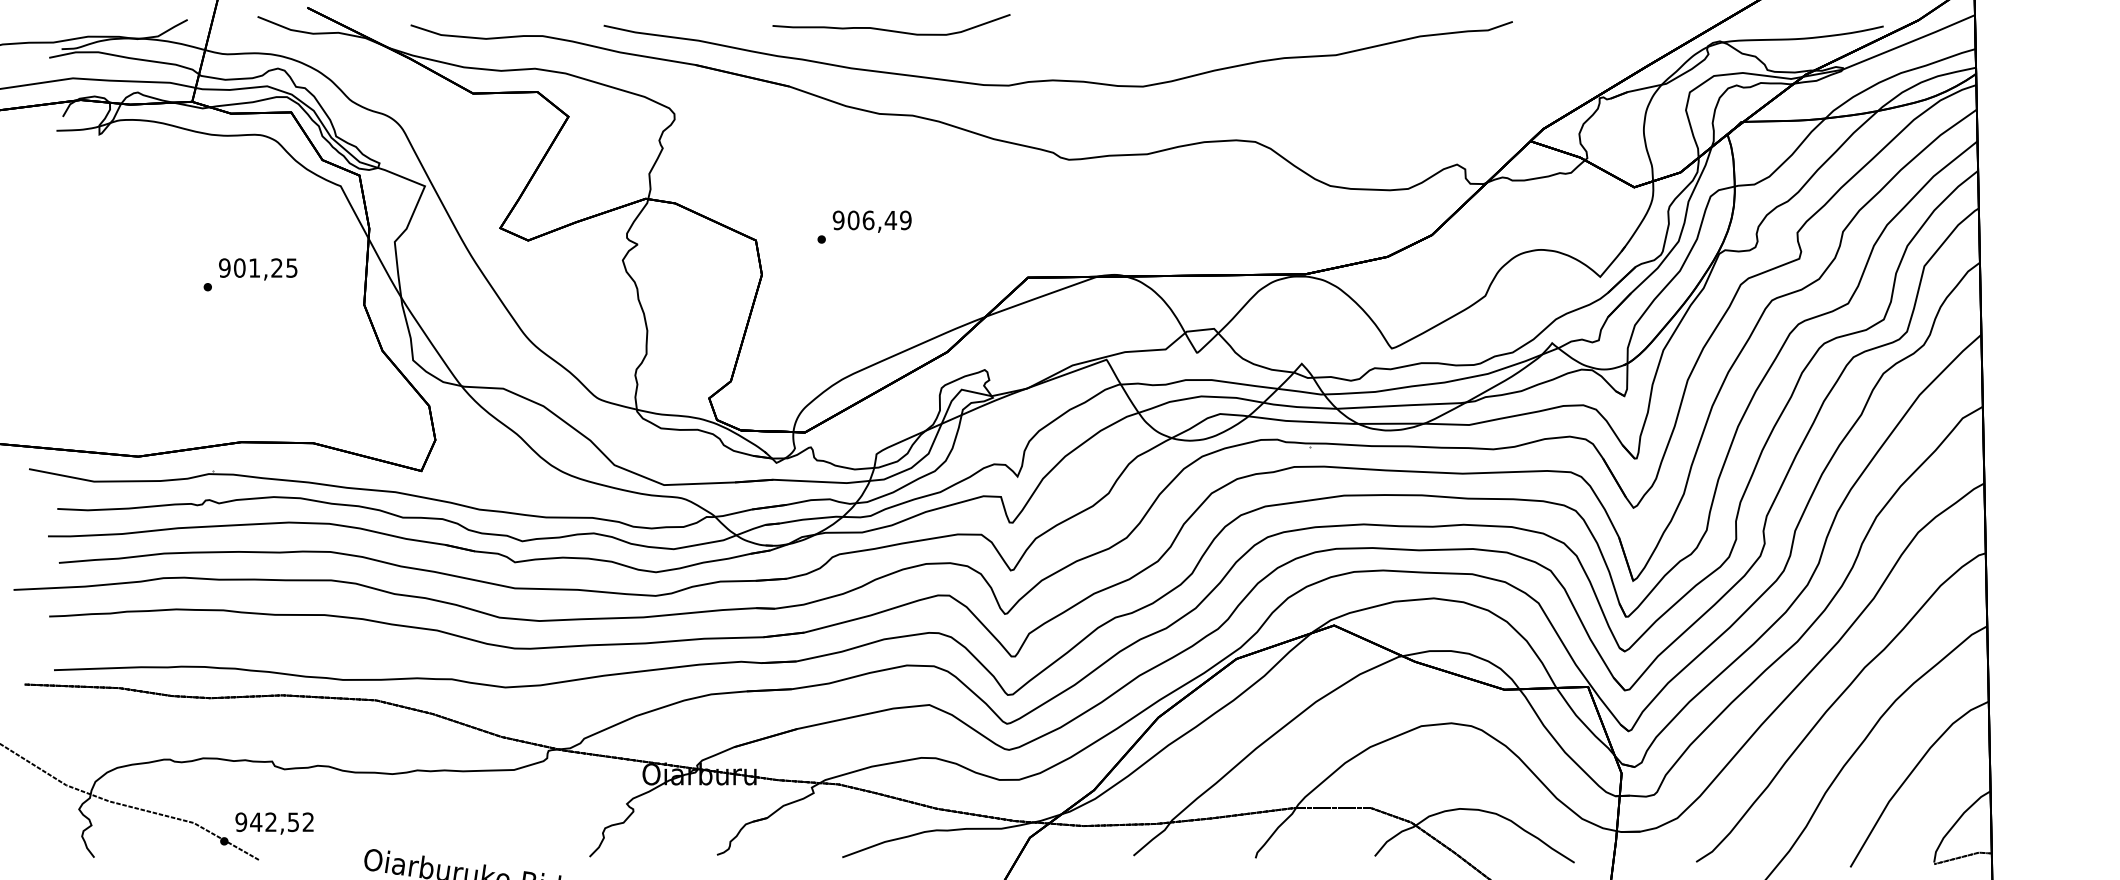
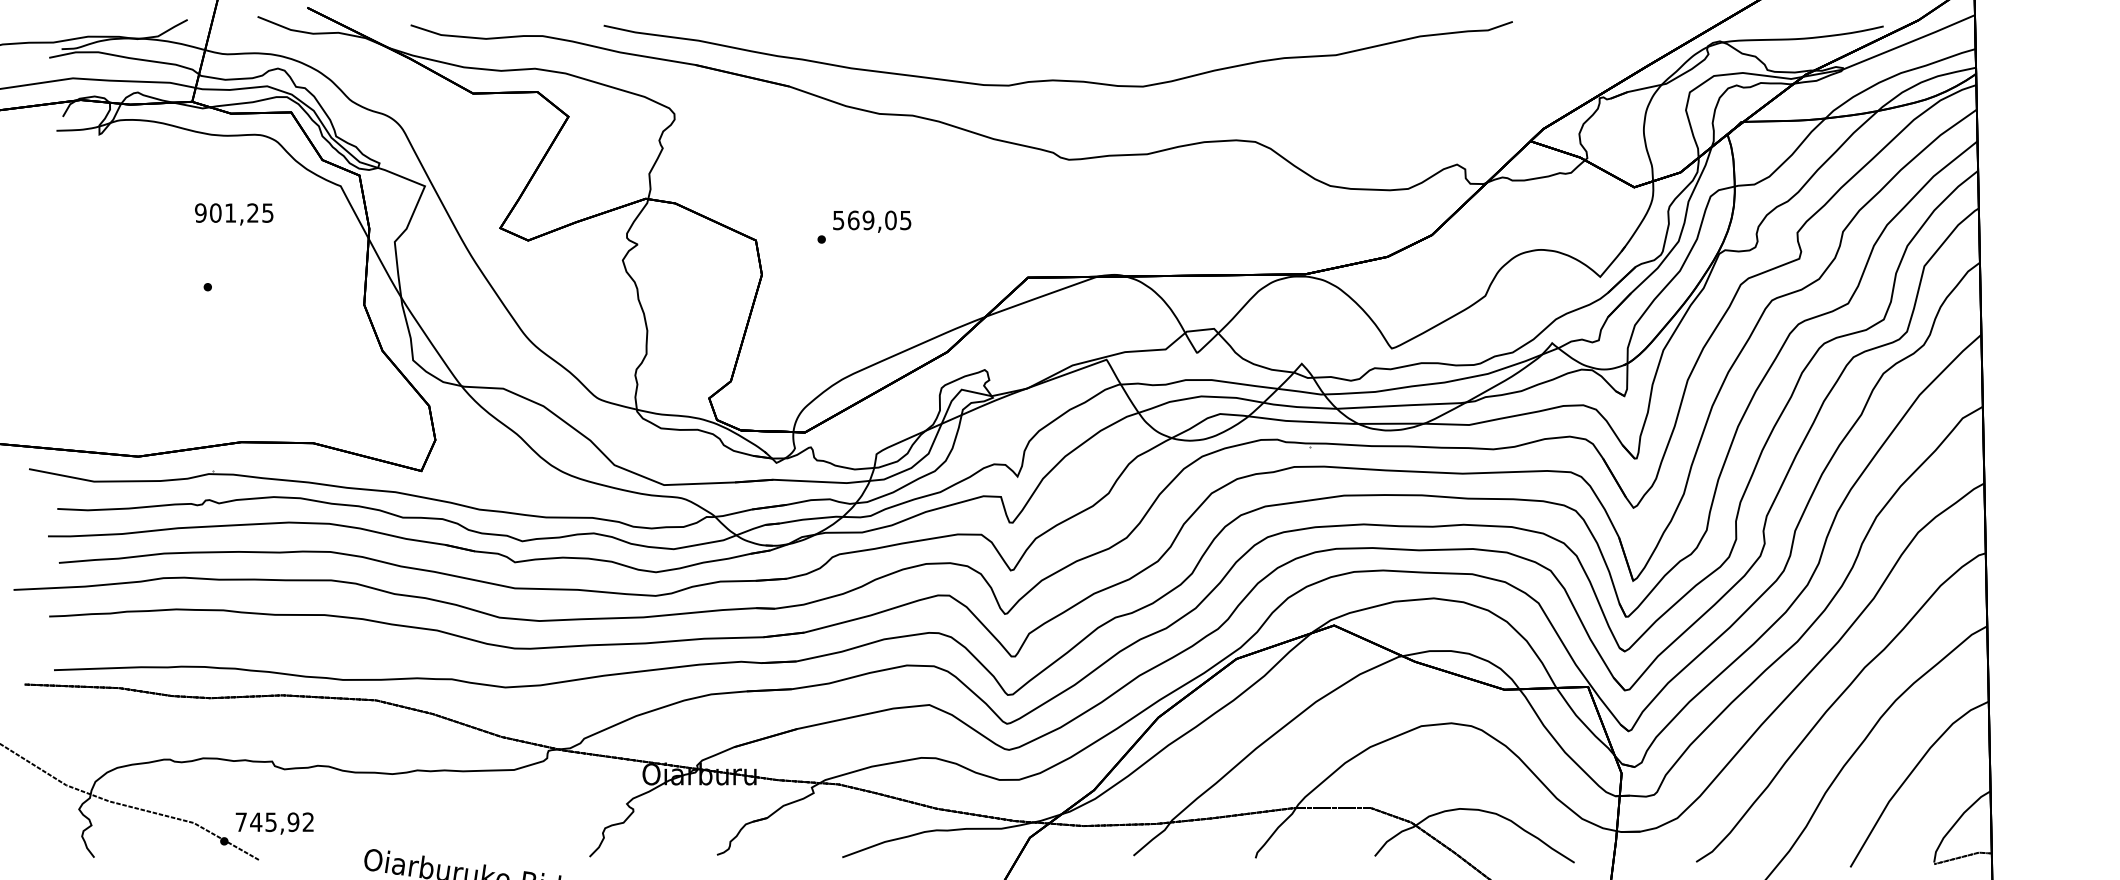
curve: present -> none (889, 29)
text: 906,49 -> 569,05 (871, 220)
text position: (258, 269) -> (234, 214) (234, 214)
text: 942,52 -> 745,92 (267, 822)
